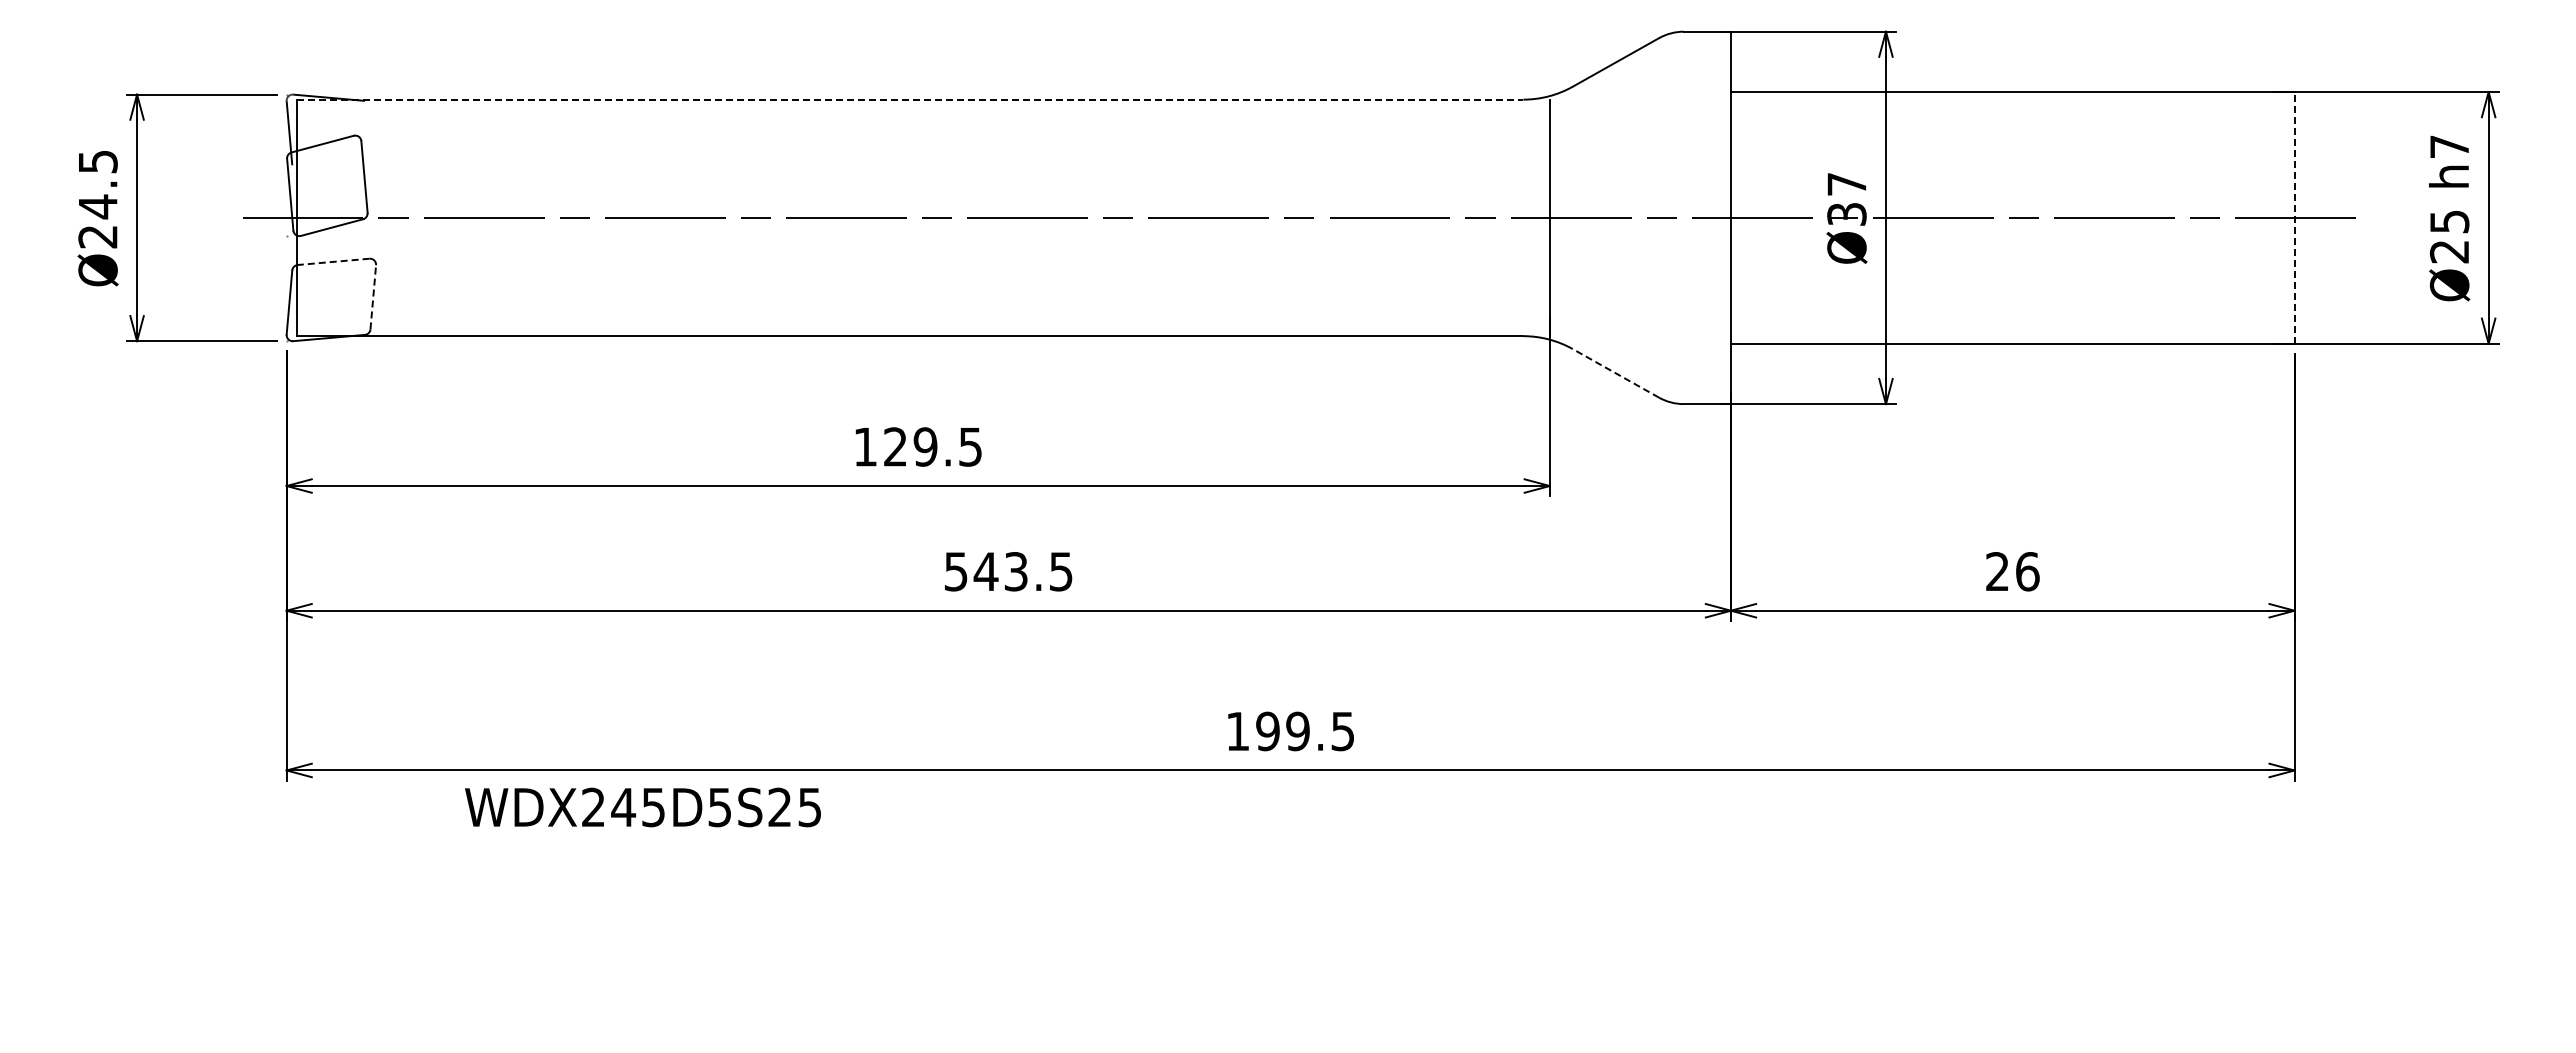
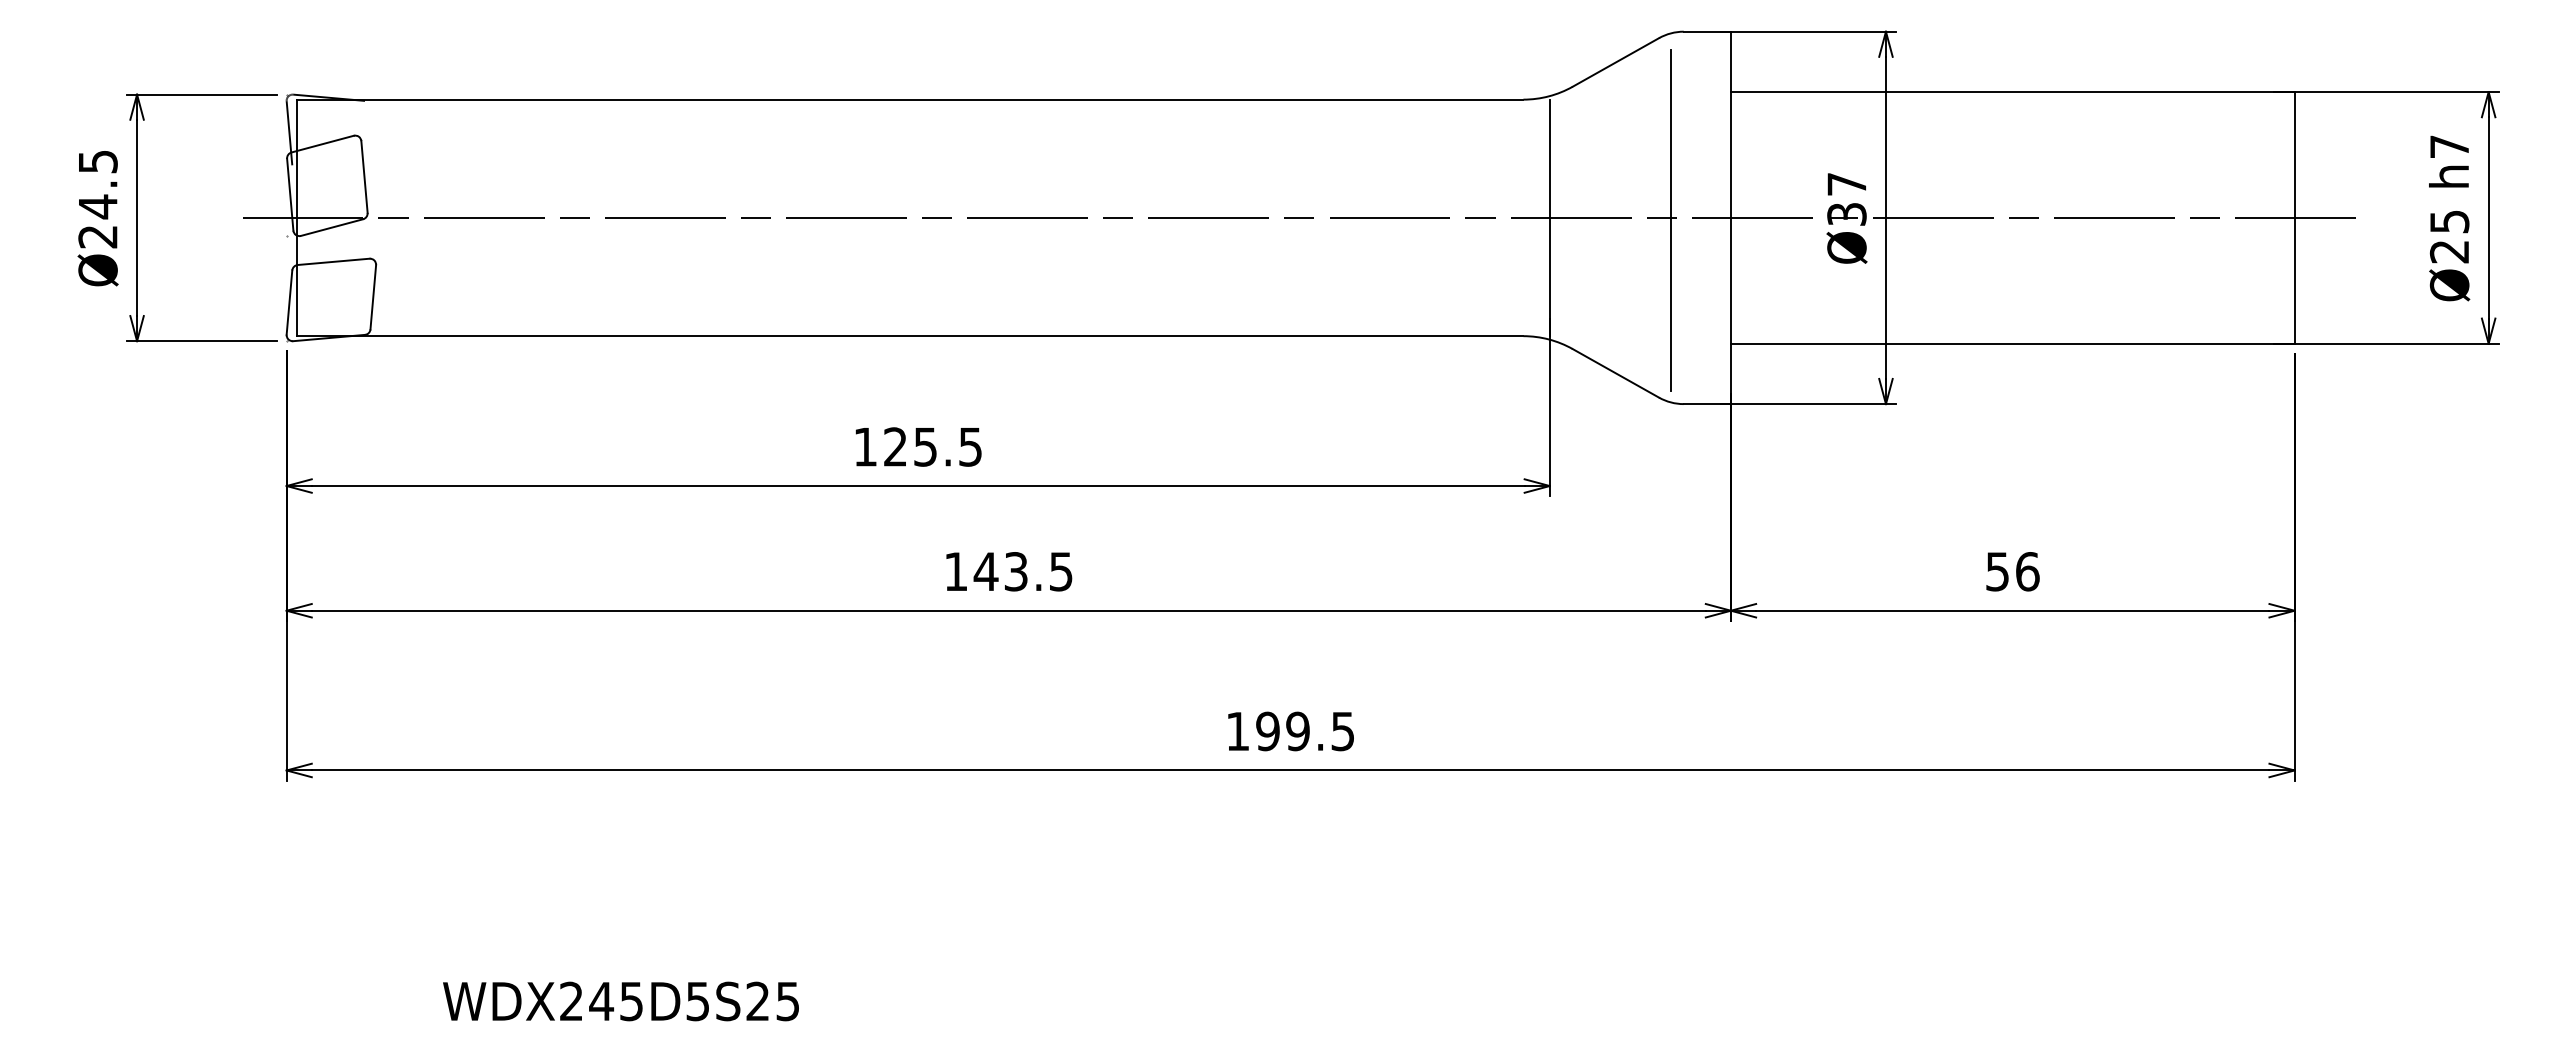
line: dashed -> solid (910, 99)
line: dashed -> solid (2294, 217)
line: none -> present (1670, 219)
line: dashed -> solid (333, 261)
line: dashed -> solid (373, 296)
line: dashed -> solid (1615, 373)
text: 129.5 -> 125.5 (925, 446)
text: 543.5 -> 143.5 (956, 571)
text: 26 -> 56 (1997, 571)
text position: (642, 807) -> (620, 1001) (620, 1001)
